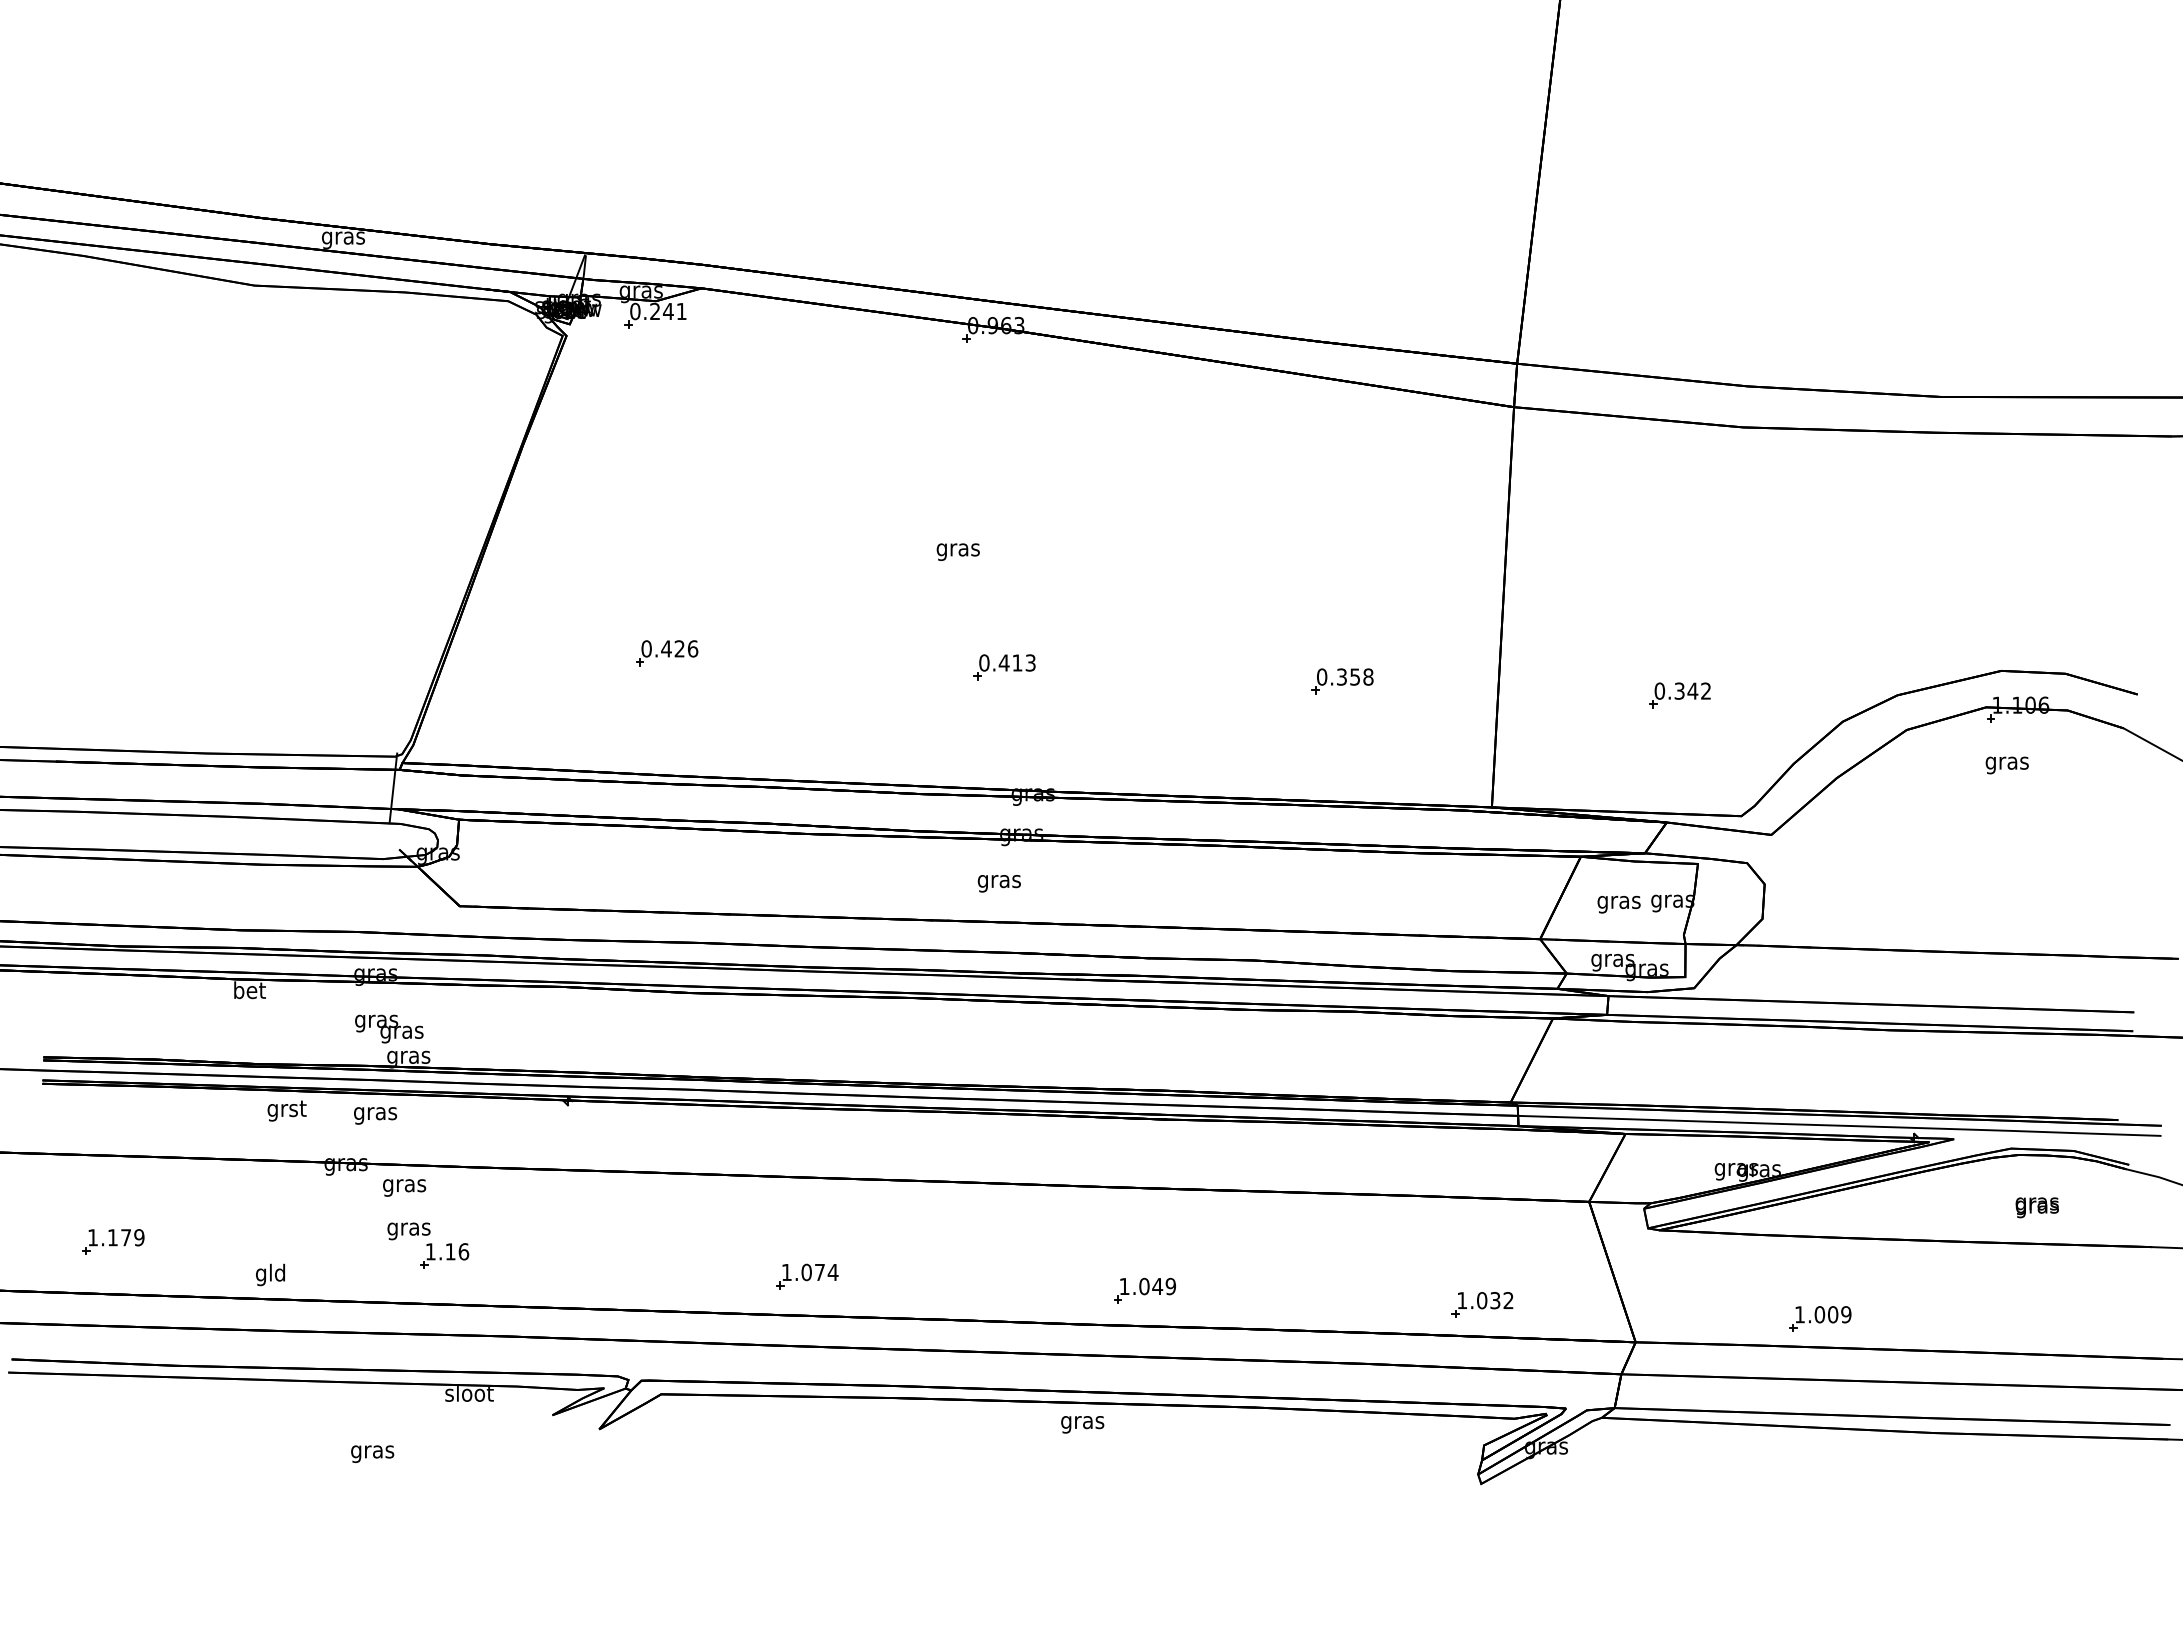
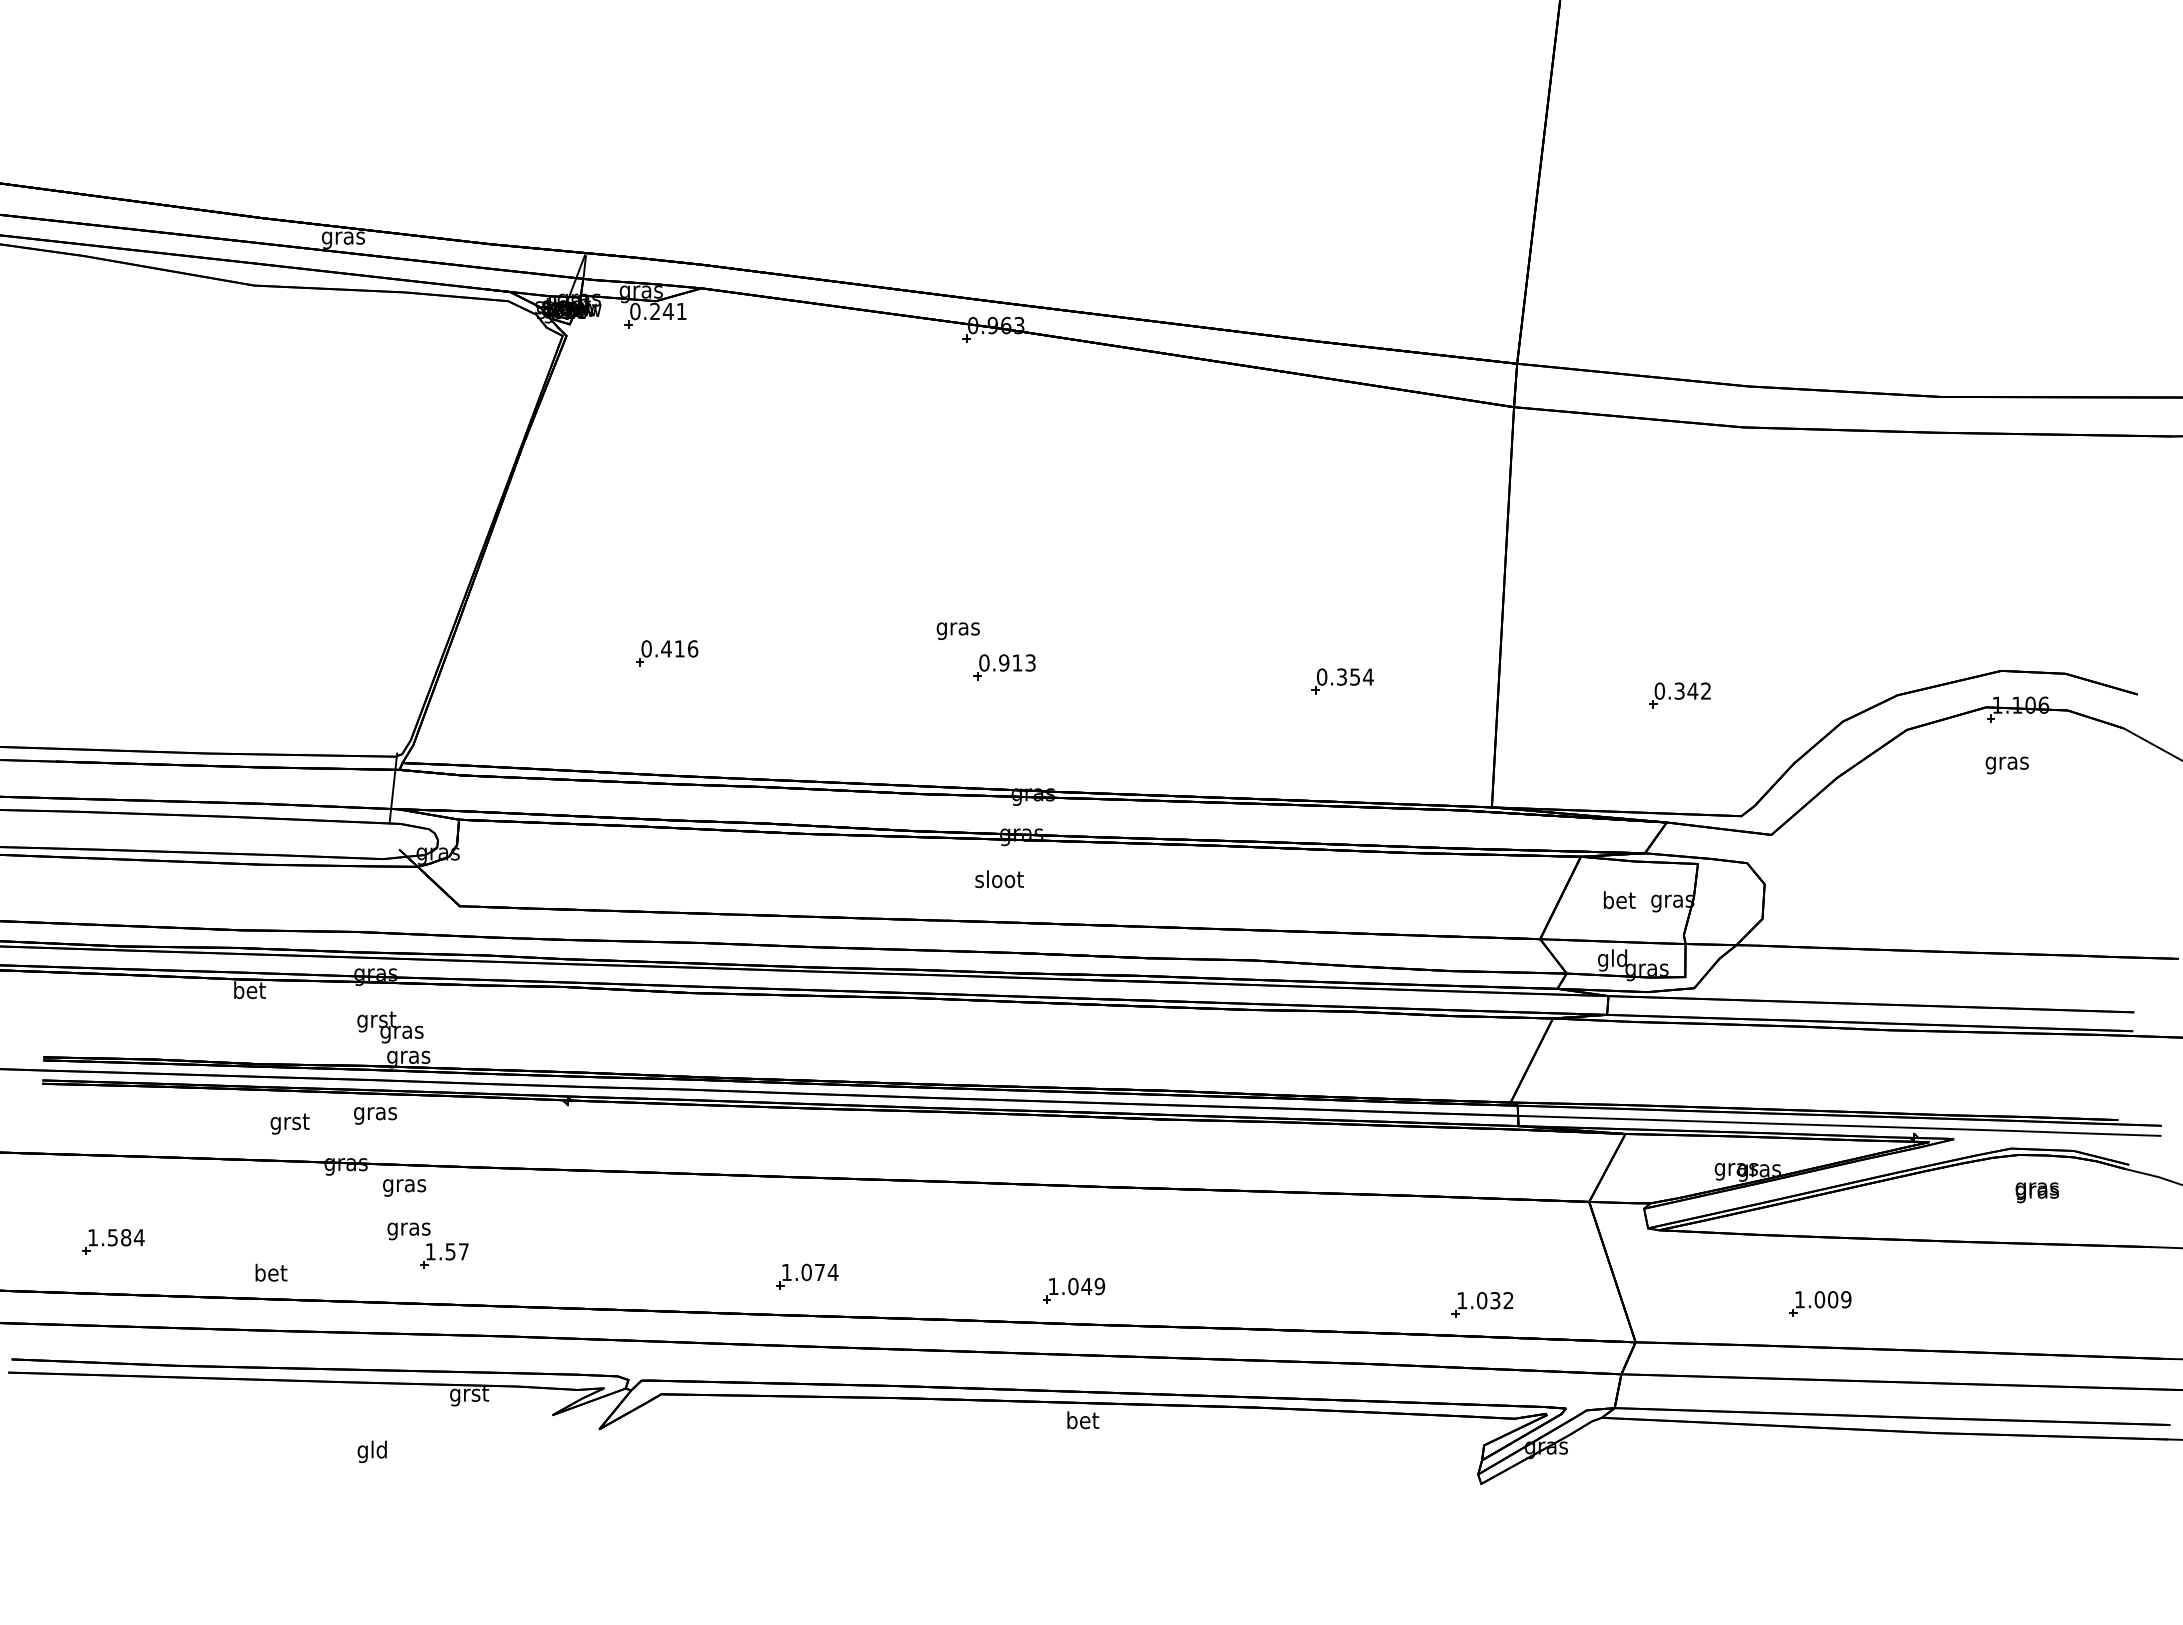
text position: (957, 551) -> (957, 630) (957, 630)
text: 0.426 -> 0.416 (679, 648)
text: 0.413 -> 0.913 (1003, 662)
text: 0.358 -> 0.354 (1367, 676)
text: gras -> sloot (999, 881)
text: gras -> bet (1618, 902)
text: gras -> gld (1612, 960)
text: gras -> grst (376, 1021)
text position: (286, 1110) -> (289, 1123) (289, 1123)
text position: (2036, 1207) -> (2036, 1192) (2036, 1192)
text: 1.179 -> 1.584 (126, 1237)
text: 1.16 -> 1.57 (457, 1251)
text: gld -> bet (271, 1274)
part position: (1144, 1290) -> (1073, 1290) (1073, 1290)
part position: (1820, 1318) -> (1820, 1303) (1820, 1303)
text: sloot -> grst (469, 1396)
text: gras -> bet (1082, 1422)
text: gras -> gld (372, 1451)
